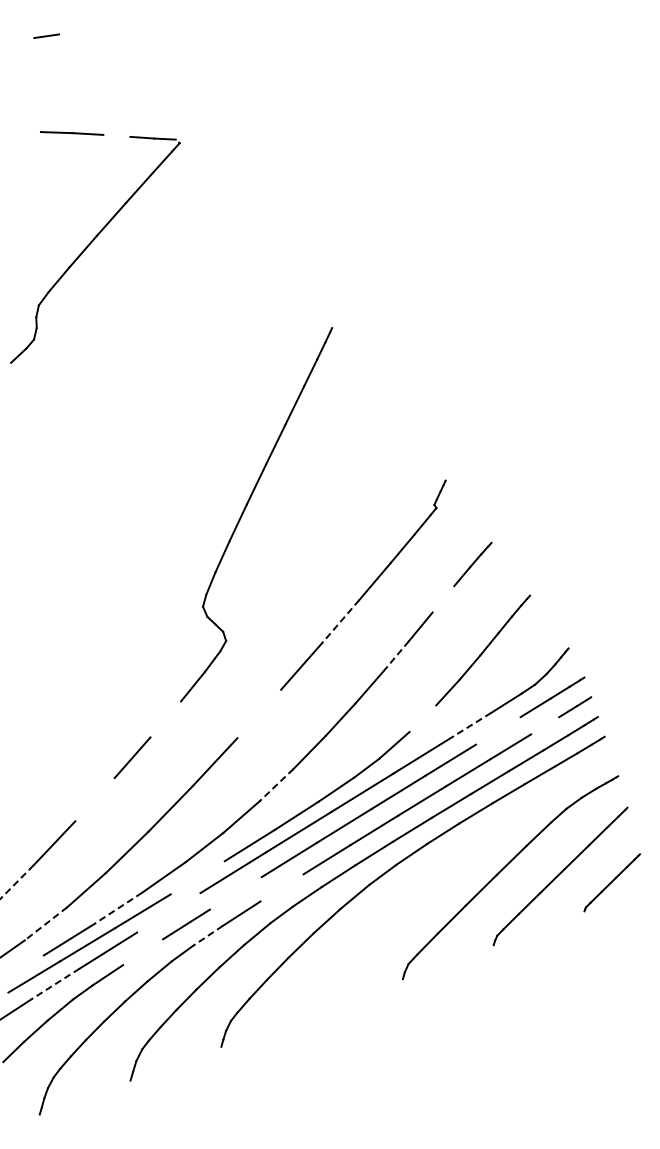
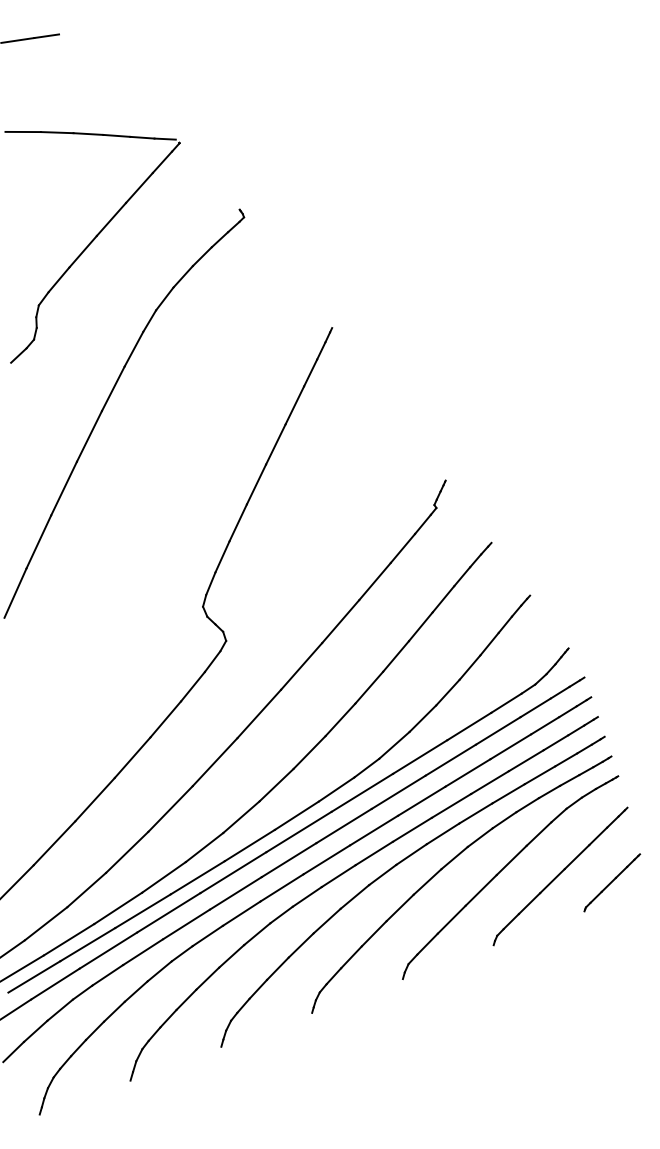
line: none -> present (18, 40)
line: none -> present (22, 131)
line: none -> present (116, 135)
part: none -> present (106, 404)
line: none -> present (443, 599)
line: dashed -> solid (340, 621)
line: dashed -> solid (396, 656)
line: none -> present (259, 713)
line: none -> present (422, 718)
line: none -> present (165, 719)
line: none -> present (545, 725)
line: dashed -> solid (469, 726)
line: none -> present (497, 730)
line: dashed -> solid (276, 785)
line: none -> present (94, 799)
part: none -> present (445, 867)
line: none -> present (197, 877)
line: dashed -> solid (16, 882)
line: none -> present (281, 887)
line: none -> present (235, 893)
line: dashed -> solid (118, 908)
line: none -> present (168, 912)
line: dashed -> solid (46, 923)
line: dashed -> solid (207, 936)
line: none -> present (143, 952)
line: none -> present (22, 967)
line: dashed -> solid (55, 984)
